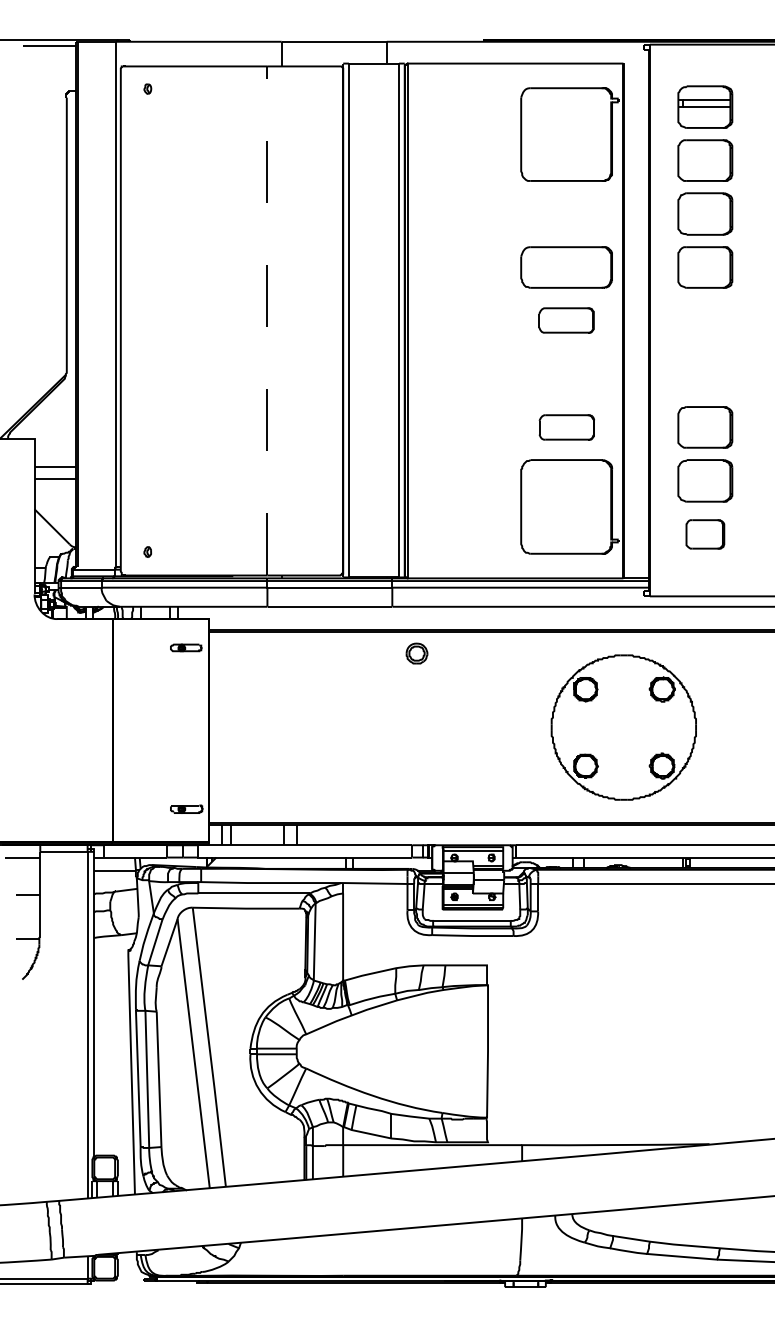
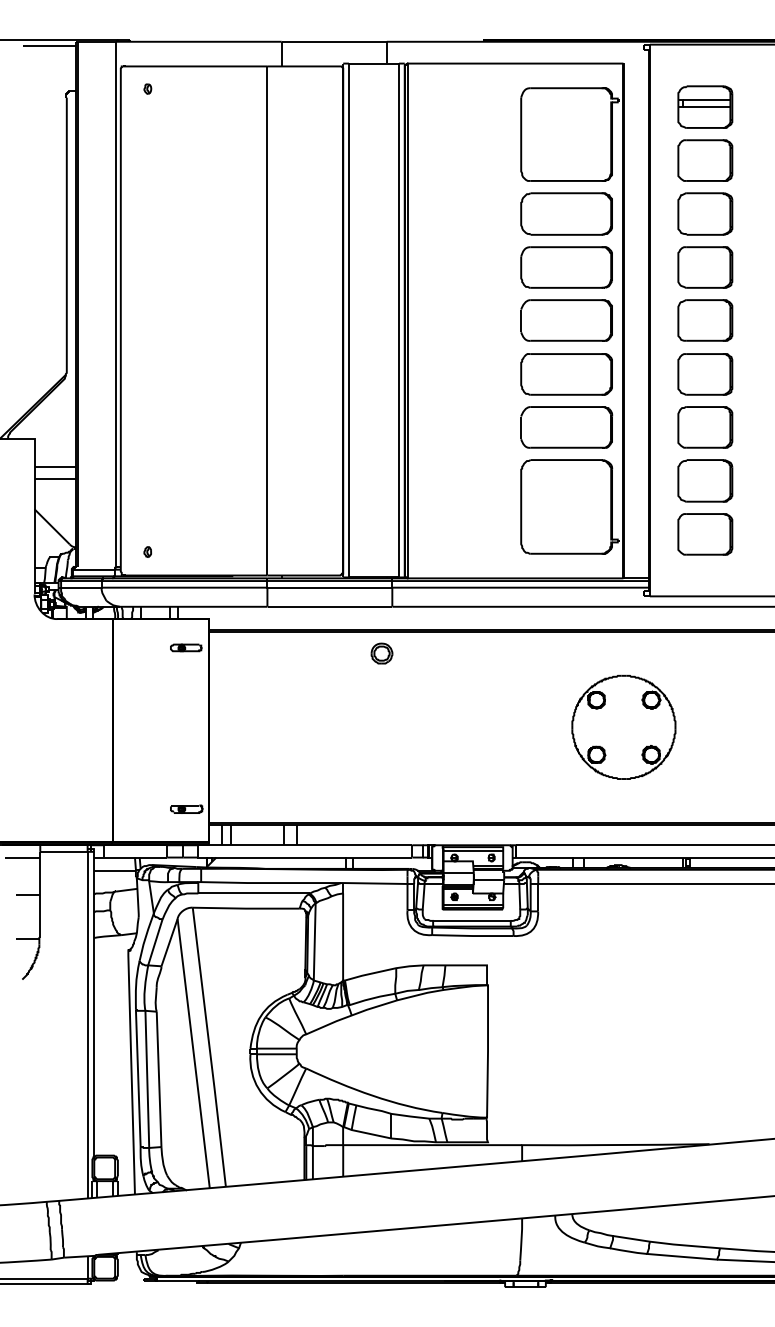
part: none -> present (566, 213)
line: dashed -> solid (267, 320)
part size: 57x27 px -> 93x43 px (566, 320)
part: none -> present (705, 320)
part: none -> present (566, 374)
part: none -> present (705, 374)
part size: 57x27 px -> 94x43 px (566, 427)
part size: 41x31 px -> 57x43 px (705, 534)
part position: (416, 653) -> (381, 653) (381, 653)
part size: 147x147 px -> 106x106 px (623, 726)
